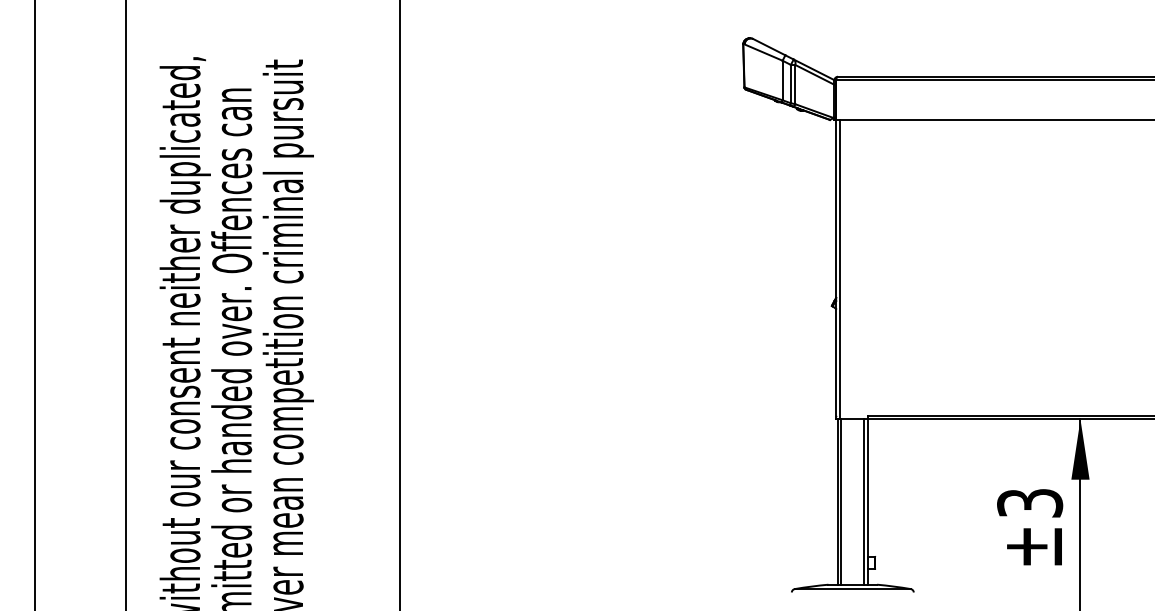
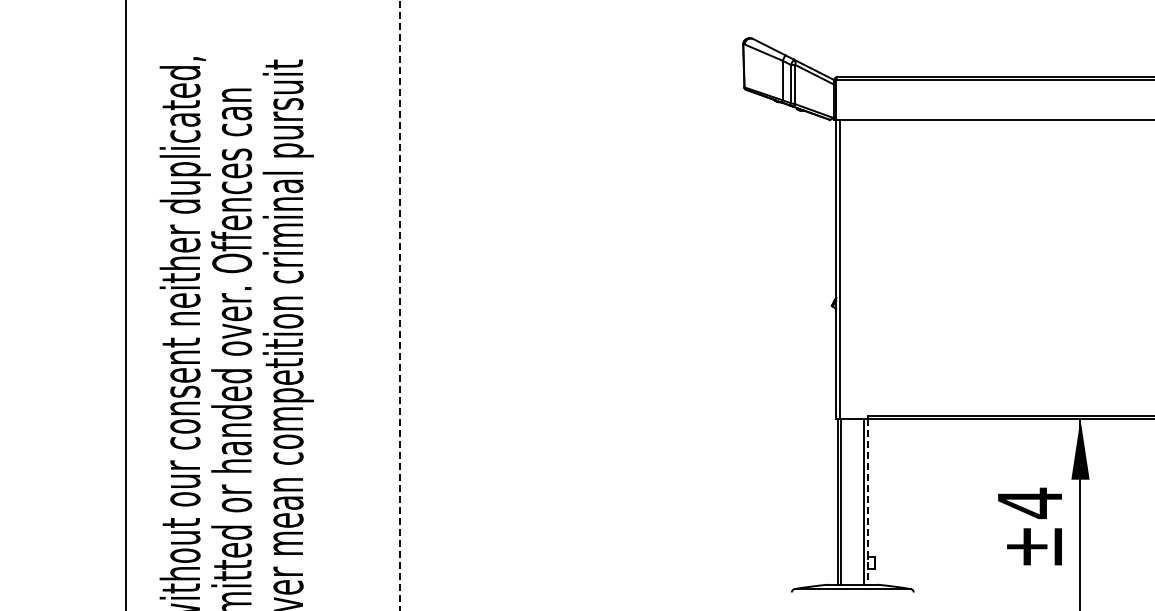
line: present -> none (34, 304)
line: solid -> dashed (399, 305)
line: solid -> dashed (868, 502)
text: ±3 -> ±4 (1030, 503)
